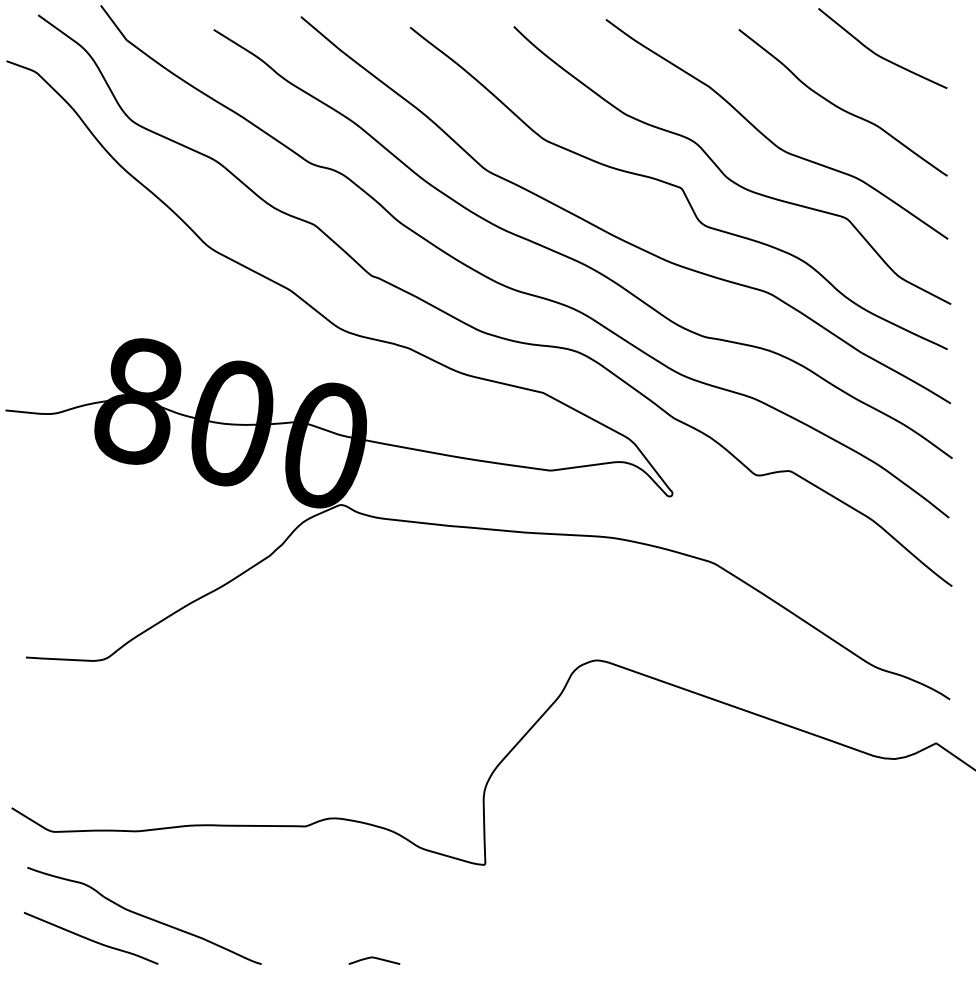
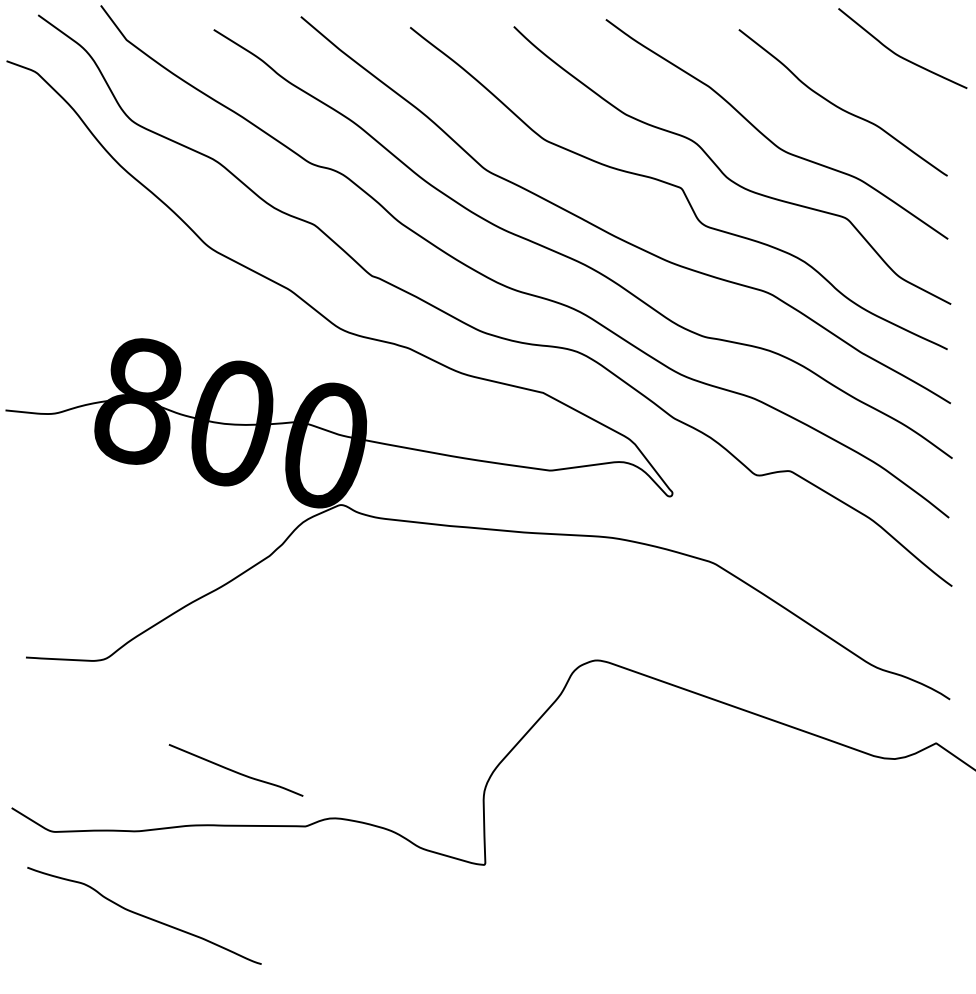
curve position: (878, 54) -> (898, 54) (898, 54)
curve position: (89, 938) -> (234, 770) (234, 770)
curve: present -> none (374, 958)
